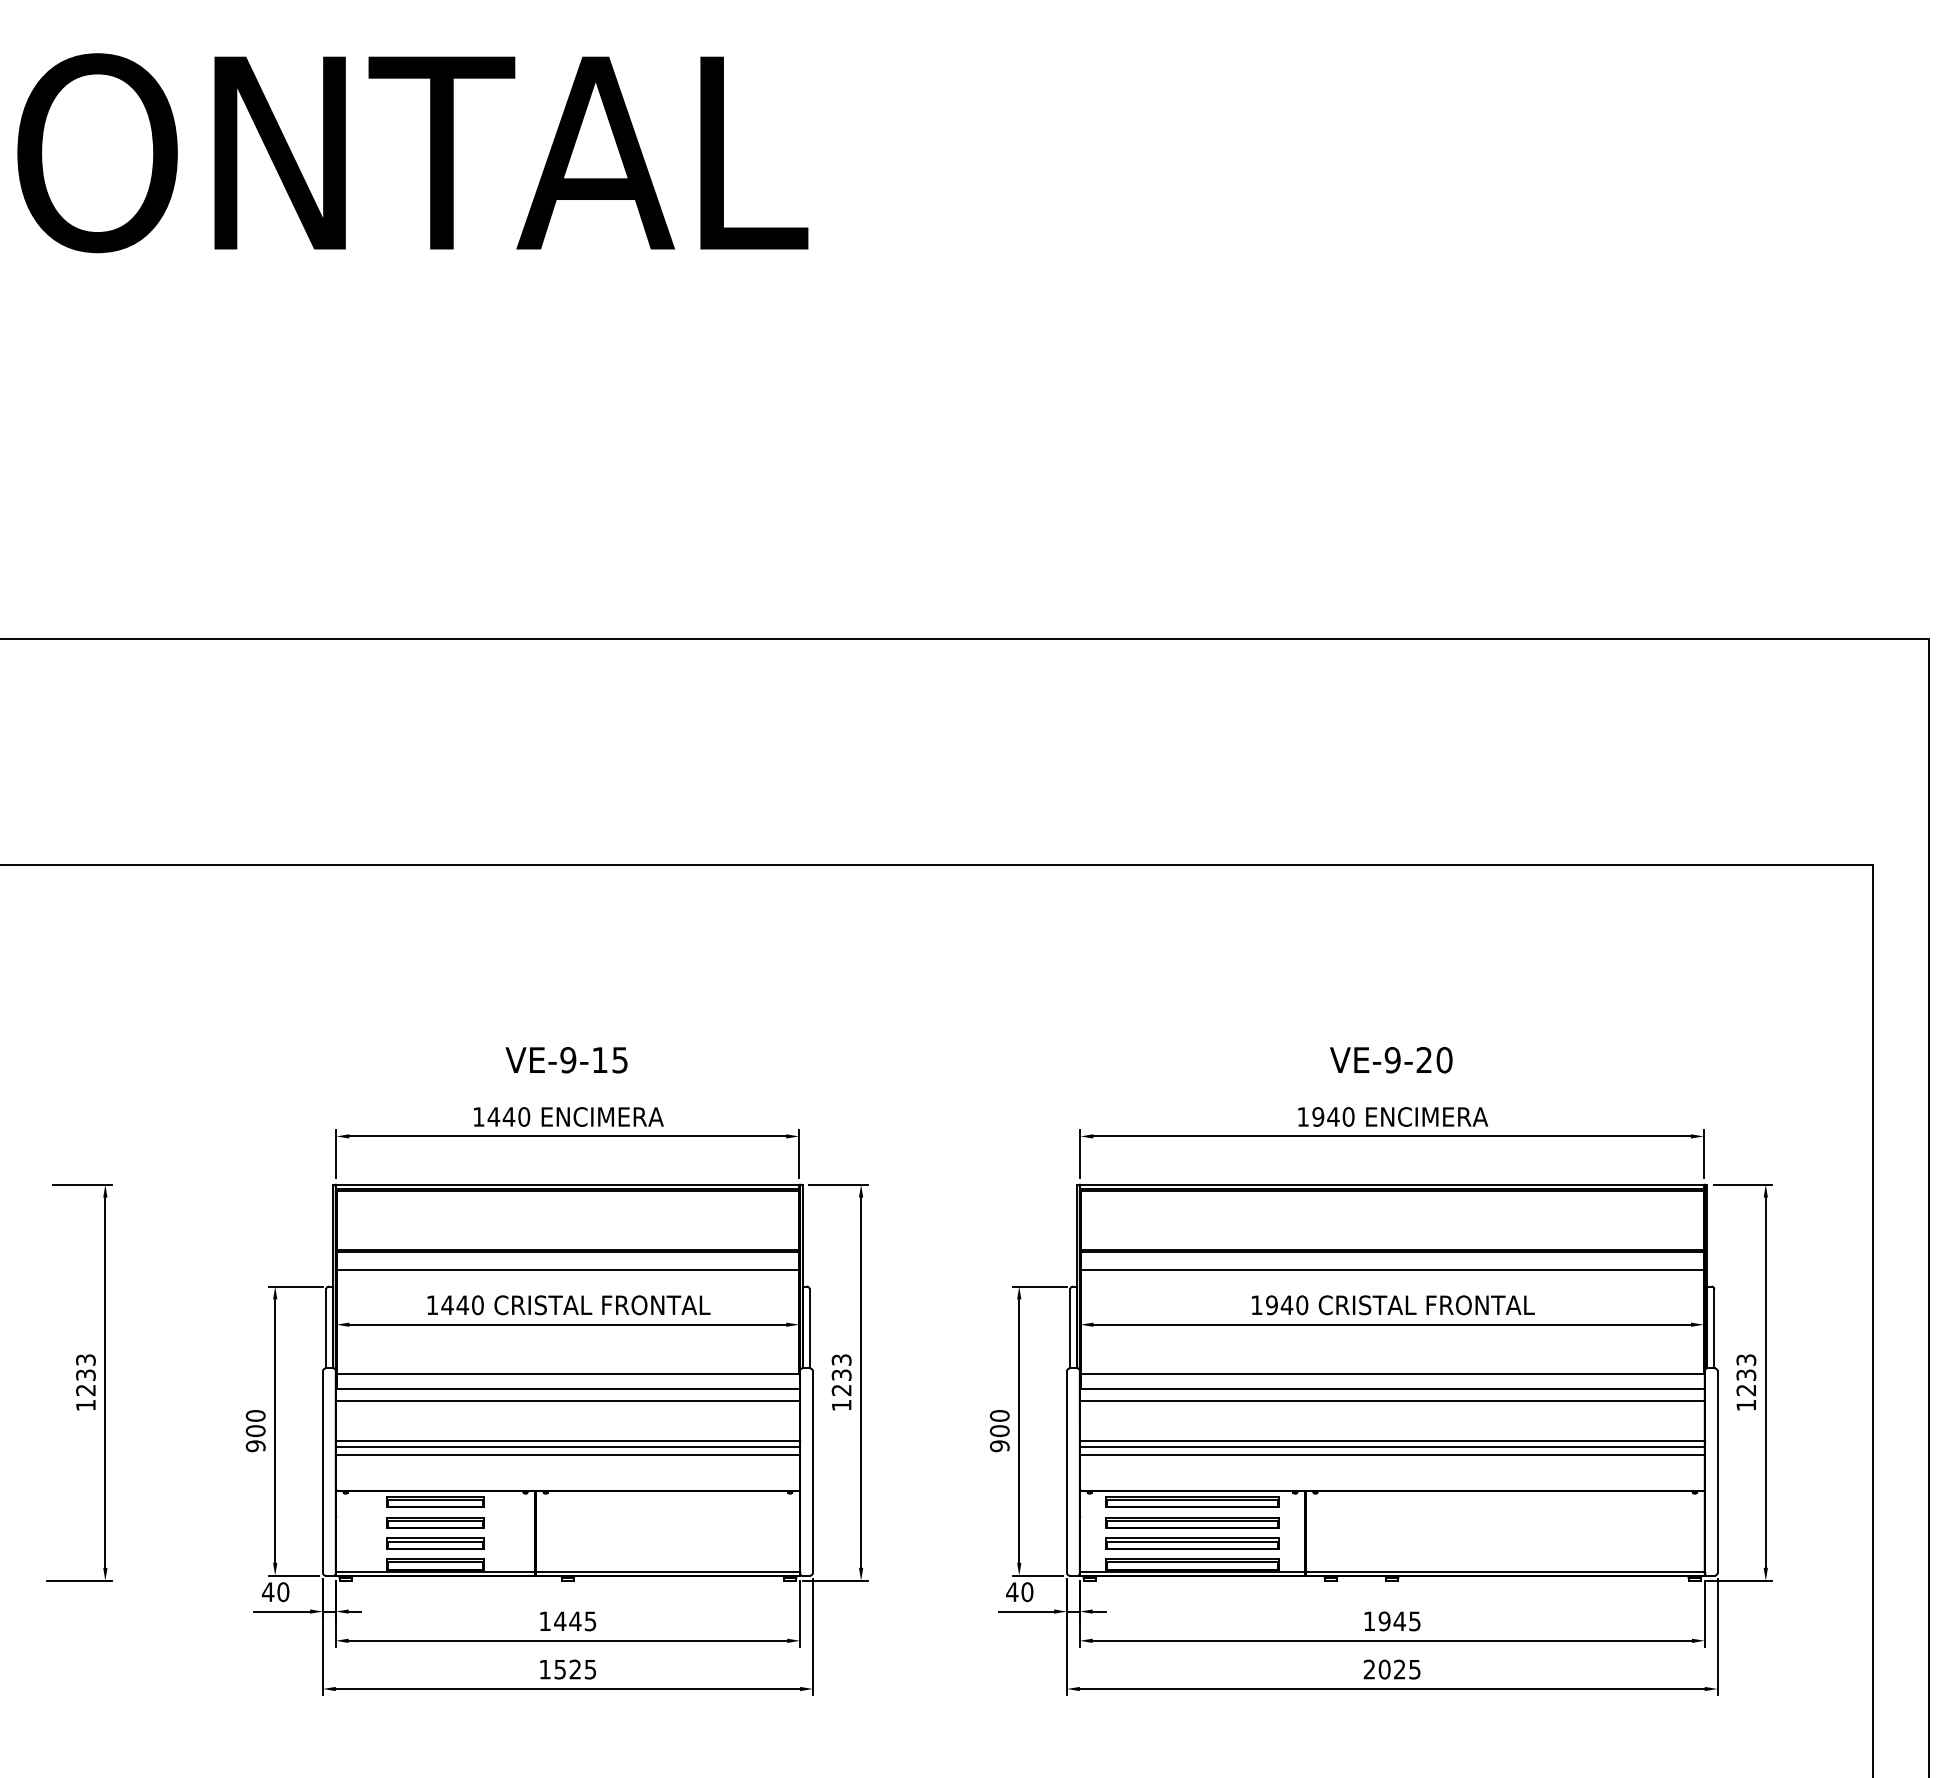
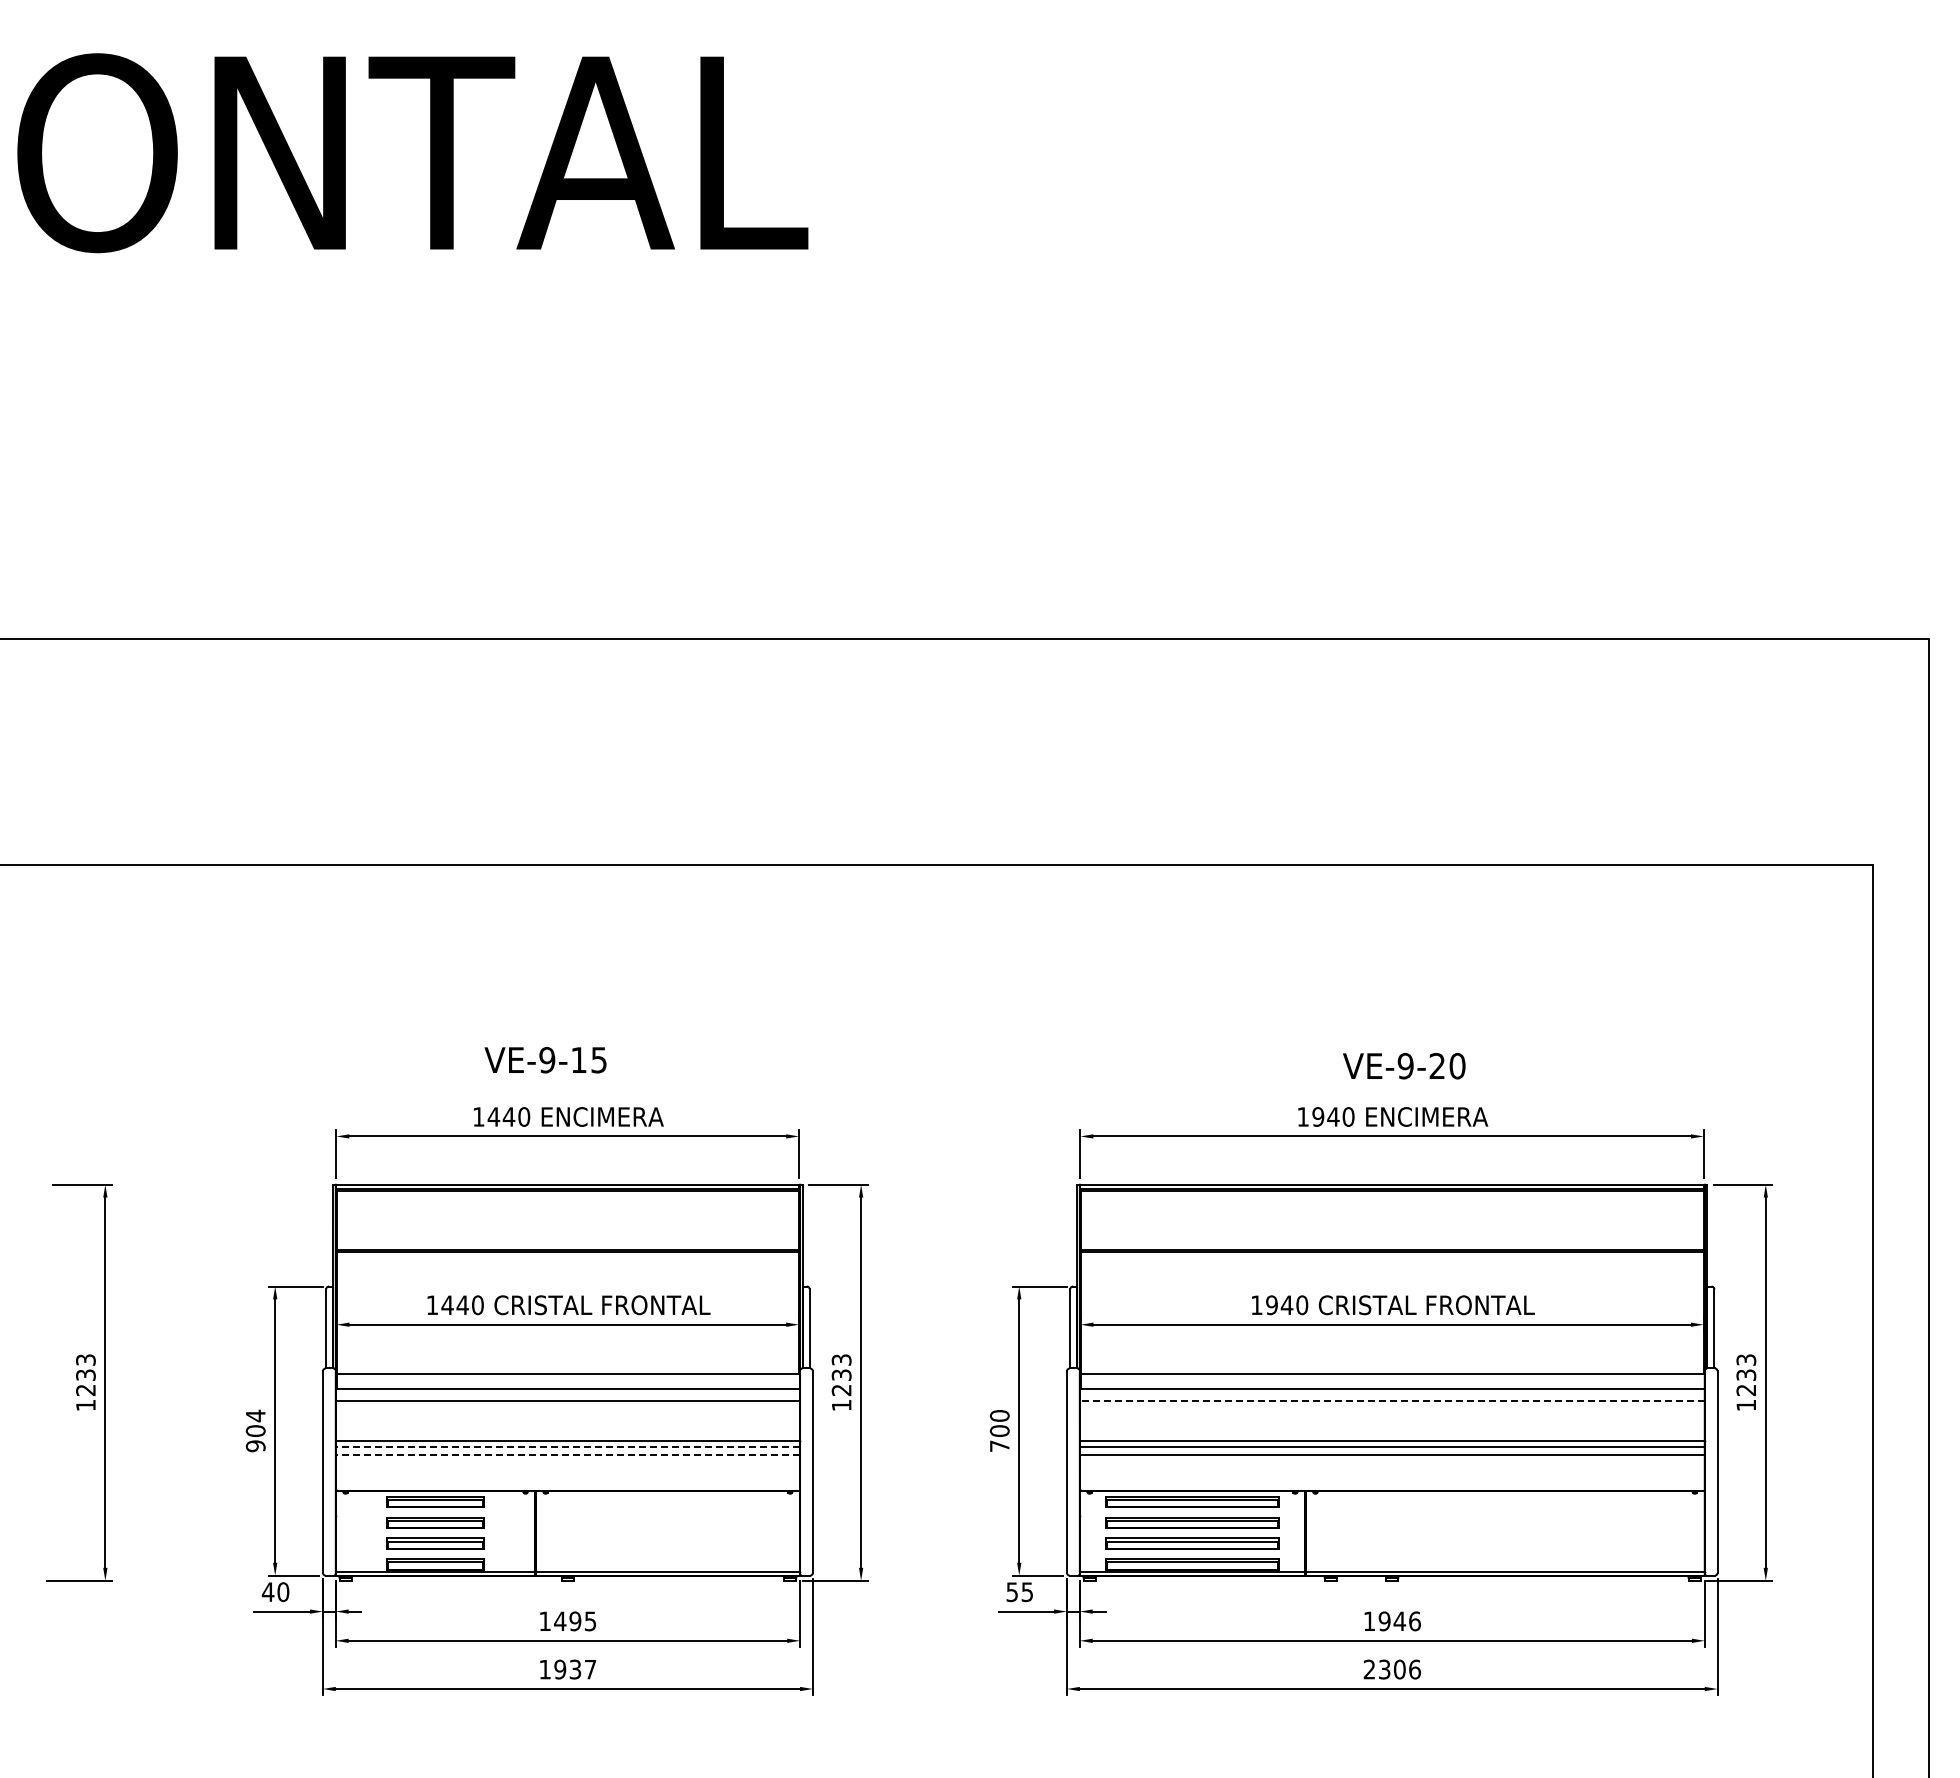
text position: (566, 1060) -> (545, 1060) (545, 1060)
text position: (1391, 1060) -> (1404, 1066) (1404, 1066)
line: present -> none (567, 1269)
line: present -> none (1391, 1269)
line: solid -> dashed (1391, 1401)
text: 900 -> 904 (255, 1415)
text: 900 -> 700 (999, 1446)
line: solid -> dashed (567, 1447)
line: solid -> dashed (567, 1454)
text: 40 -> 55 (1019, 1592)
text: 1445 -> 1495 (575, 1621)
text: 1945 -> 1946 (1414, 1621)
text: 1525 -> 1937 (575, 1669)
text: 2025 -> 2306 (1399, 1669)
